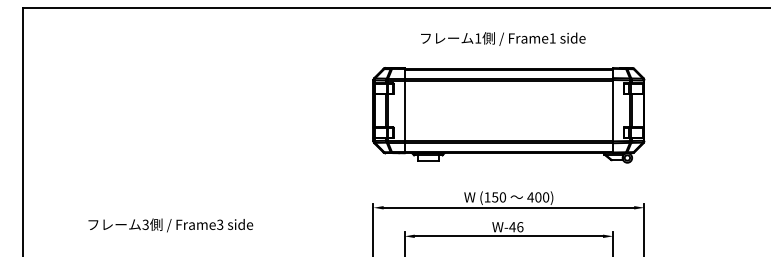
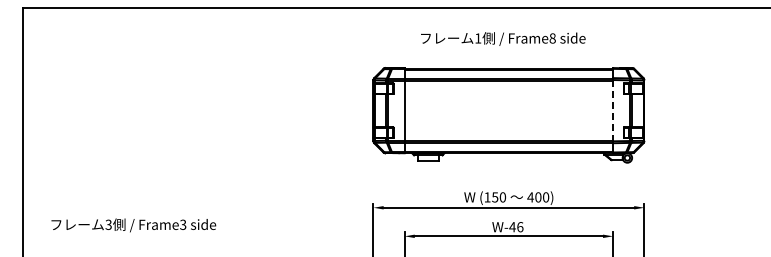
text: Frame1 -> Frame8 (552, 38)
line: solid -> dashed (613, 110)
text position: (170, 225) -> (133, 225) (133, 225)
